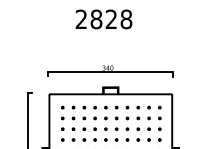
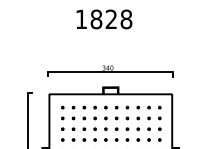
text: 2828 -> 1828 (80, 18)
